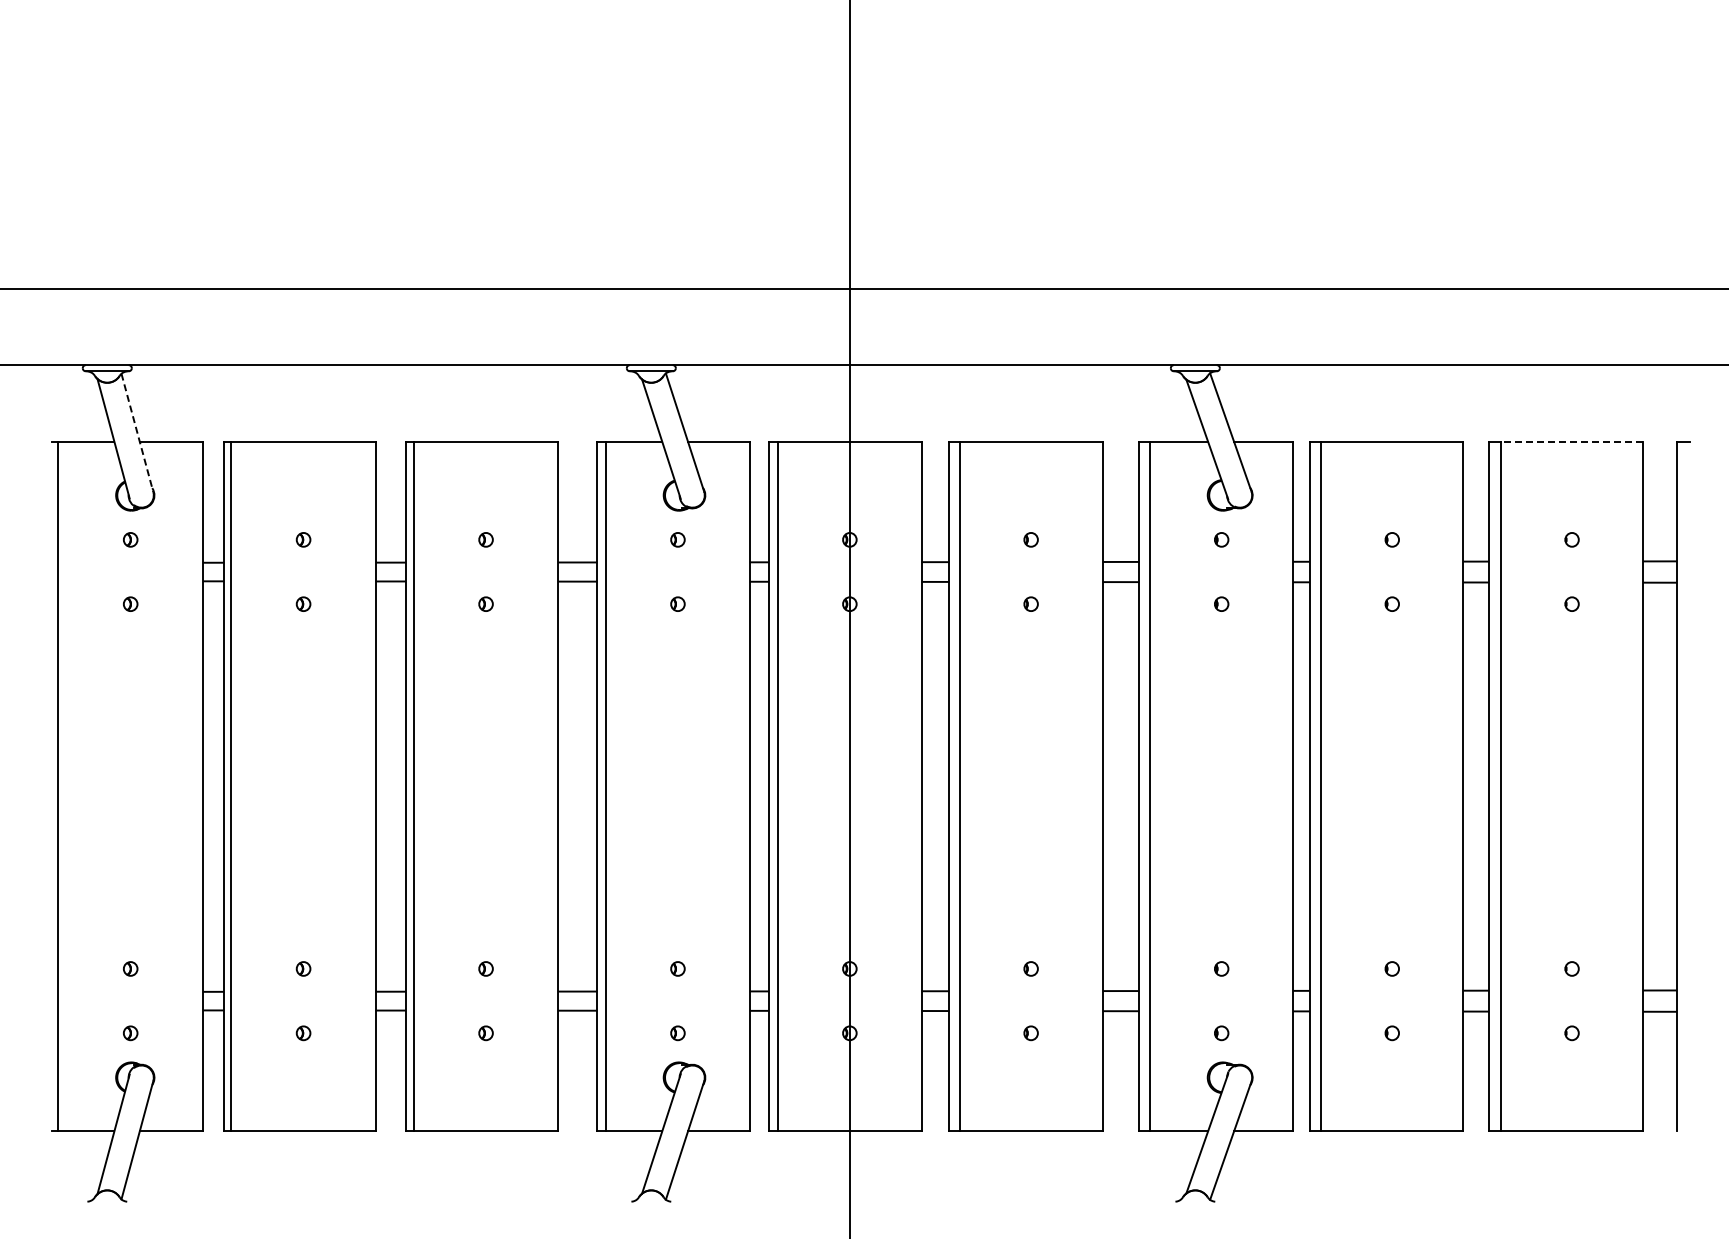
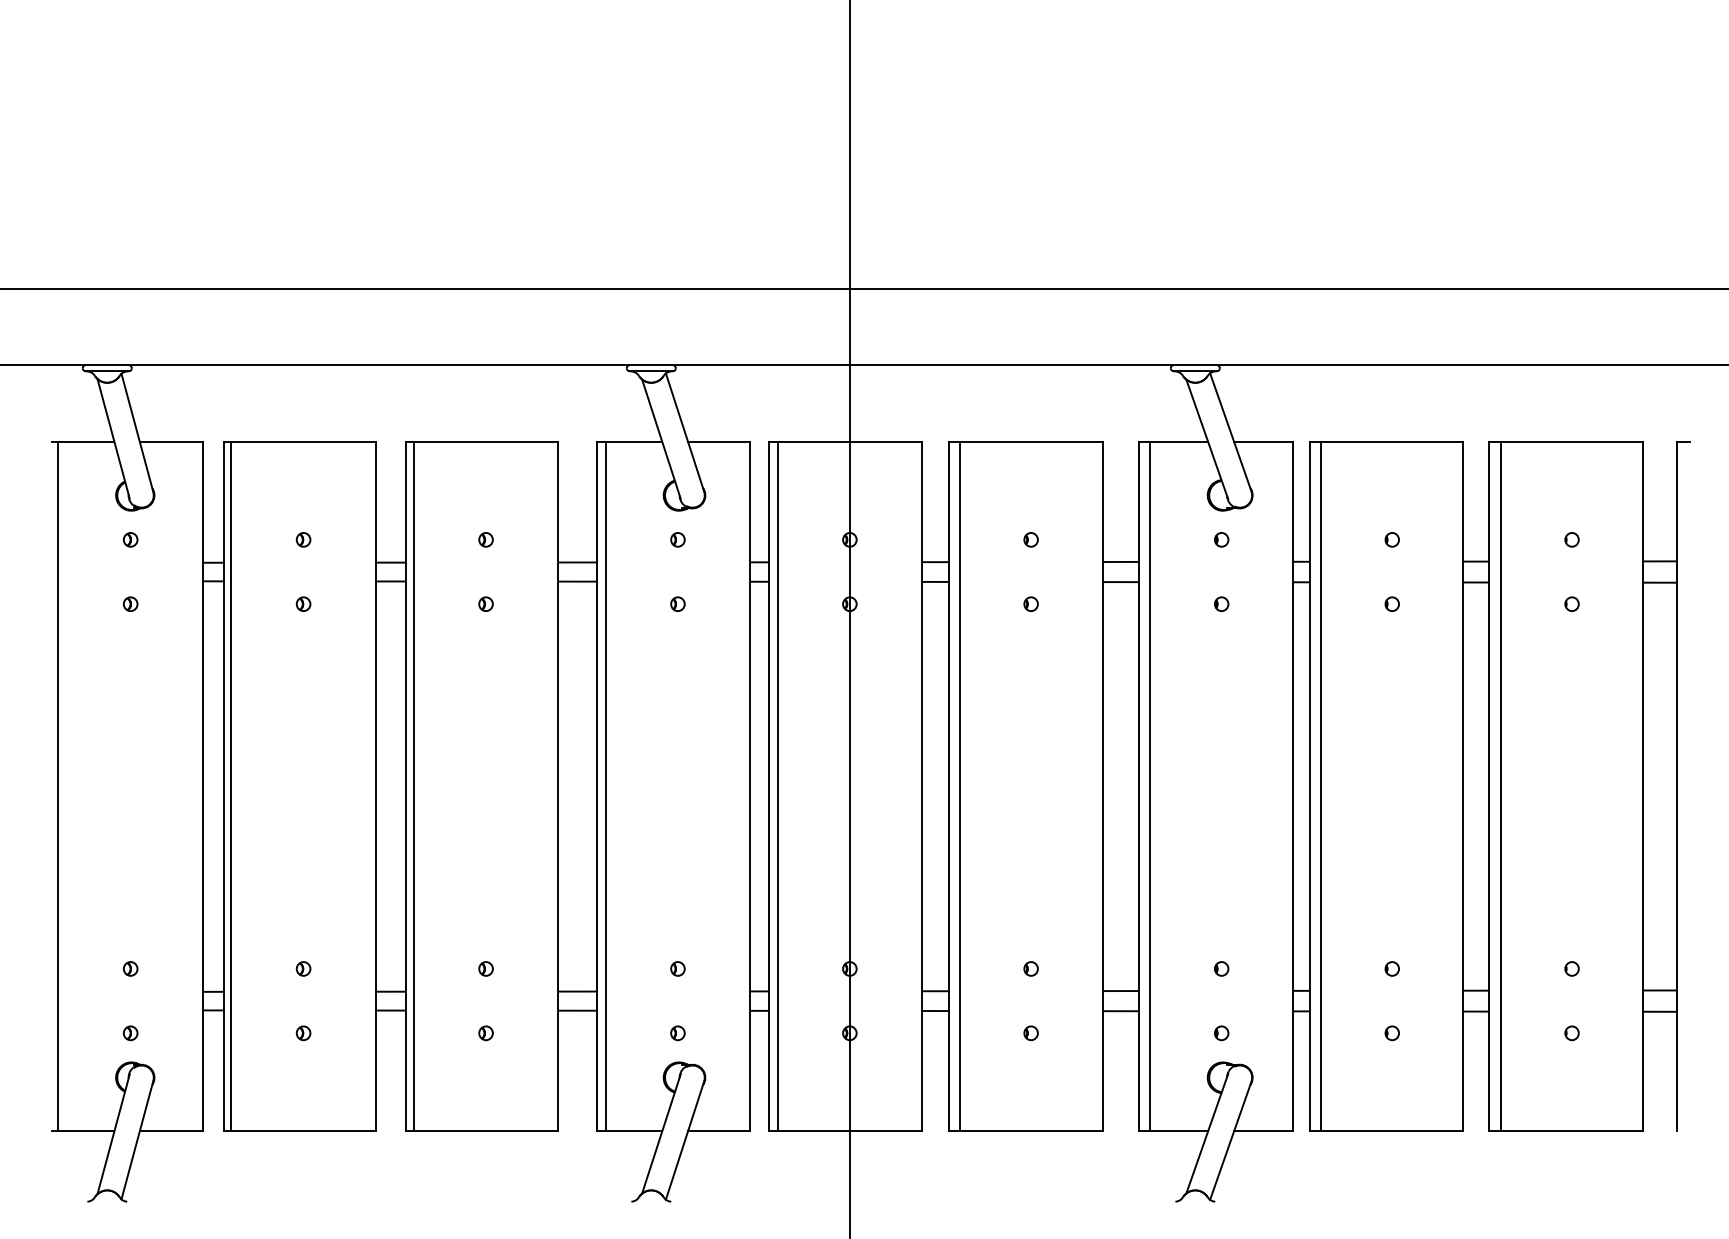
line: dashed -> solid (137, 433)
line: dashed -> solid (1572, 441)
